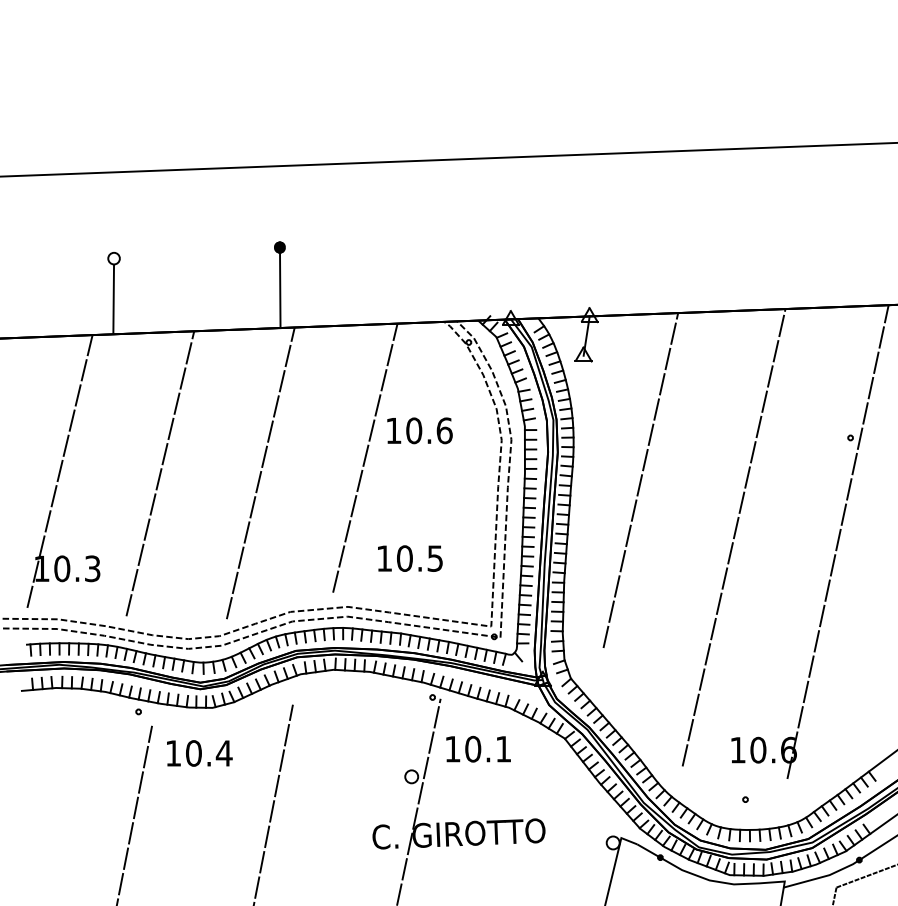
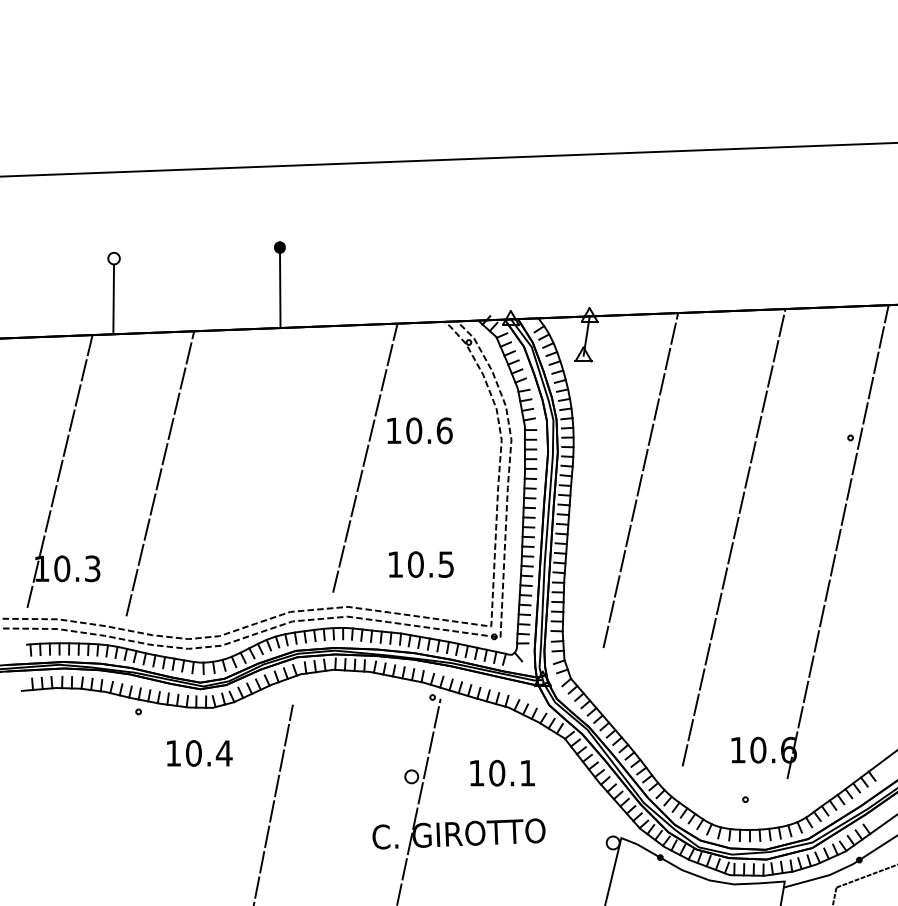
line: present -> none (260, 473)
text position: (410, 558) -> (421, 564) (421, 564)
text position: (478, 748) -> (502, 772) (502, 772)
line: present -> none (134, 813)
